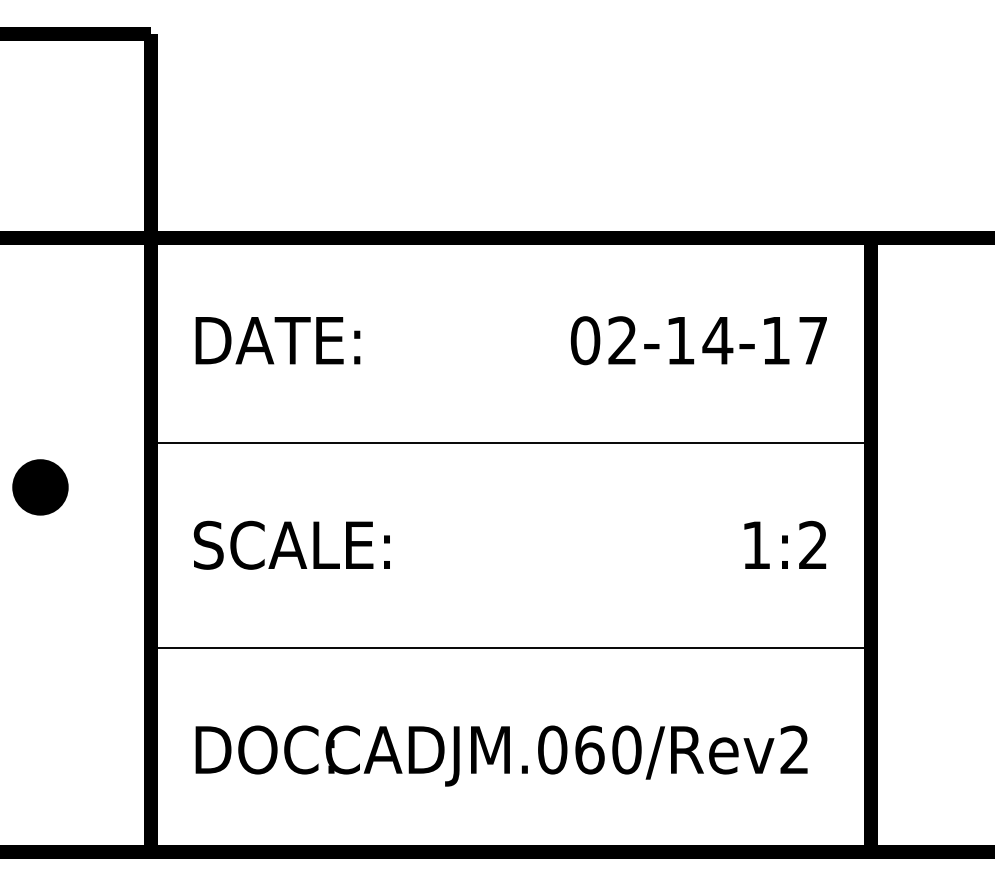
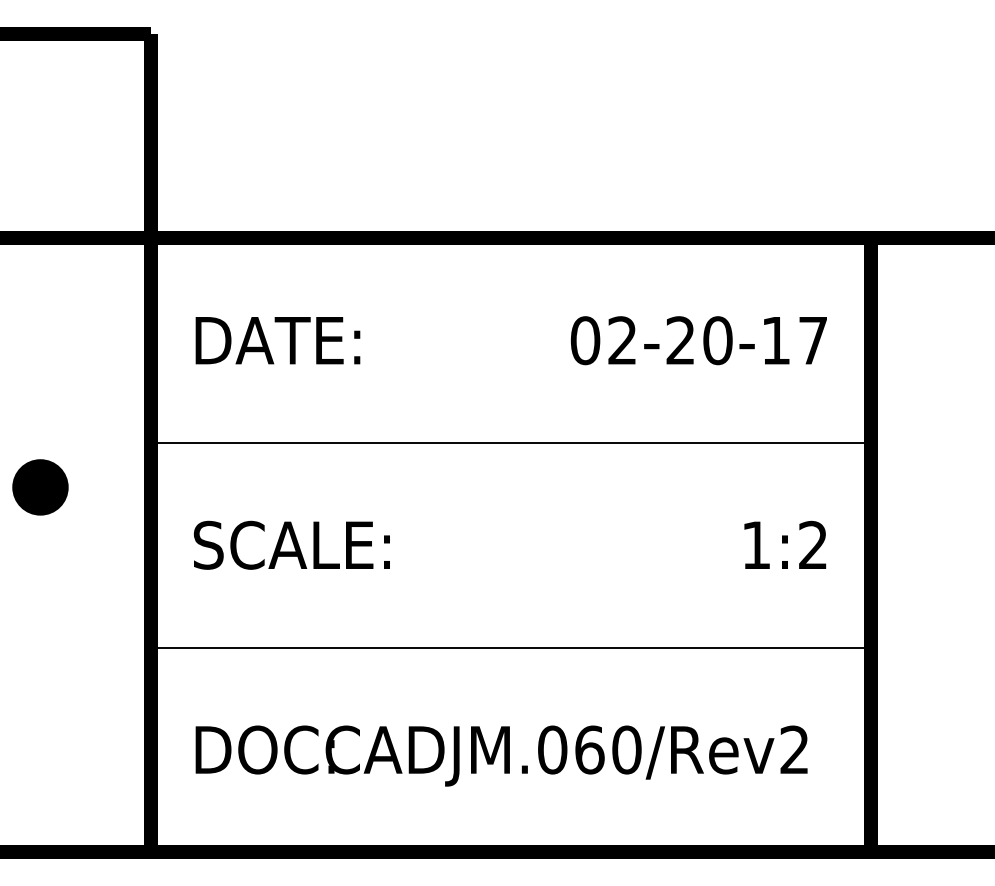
text: 02-14-17 -> 02-20-17 (699, 340)
